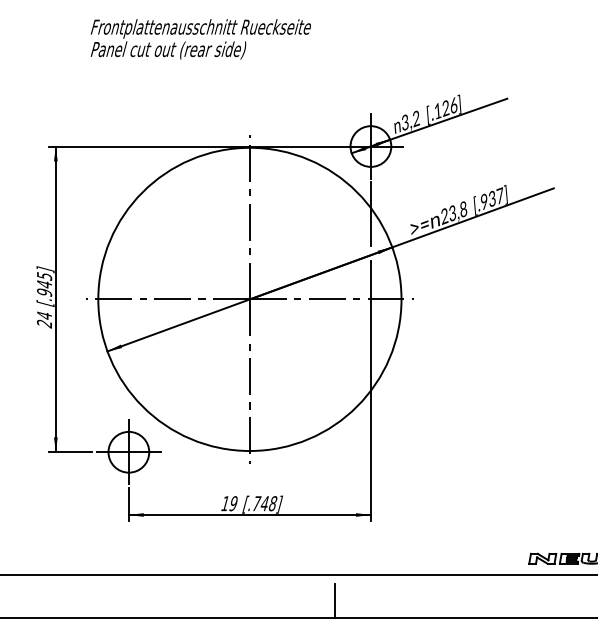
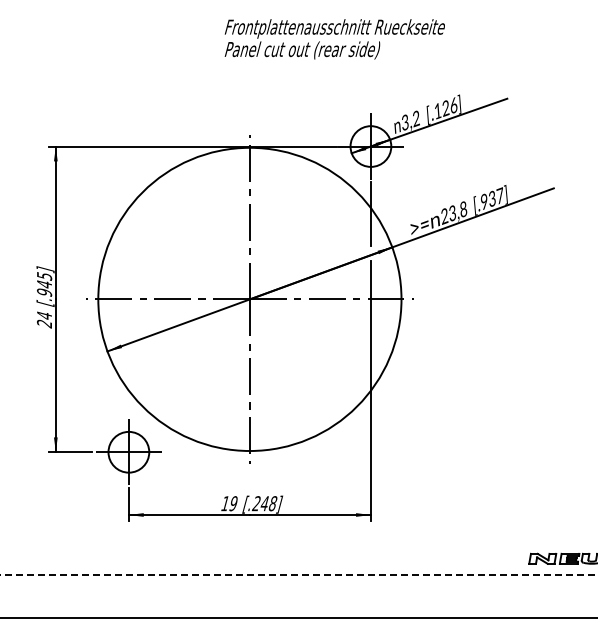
text position: (200, 39) -> (334, 39) (334, 39)
text: [.748] -> [.248] (256, 503)
line: solid -> dashed (299, 575)
line: present -> none (334, 600)
